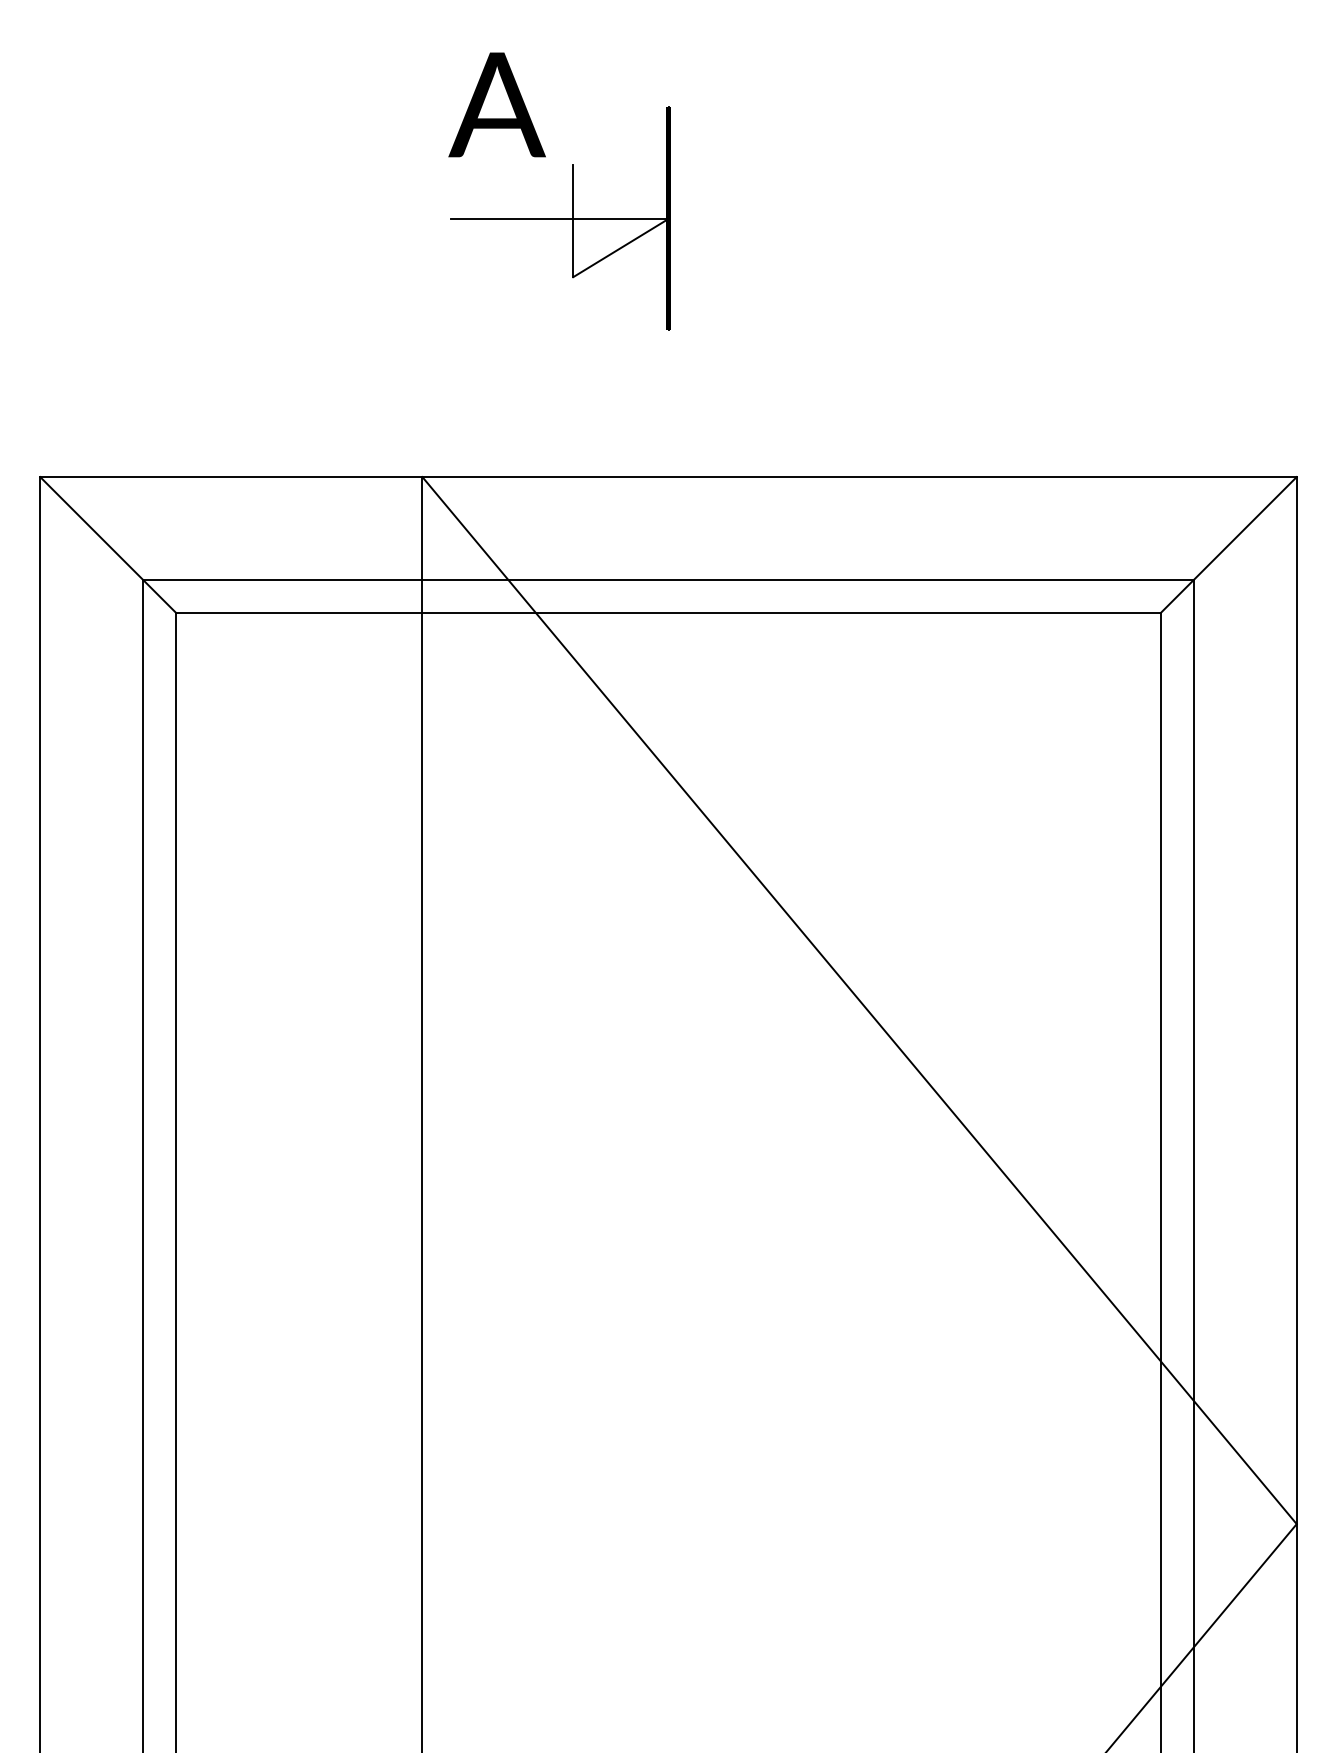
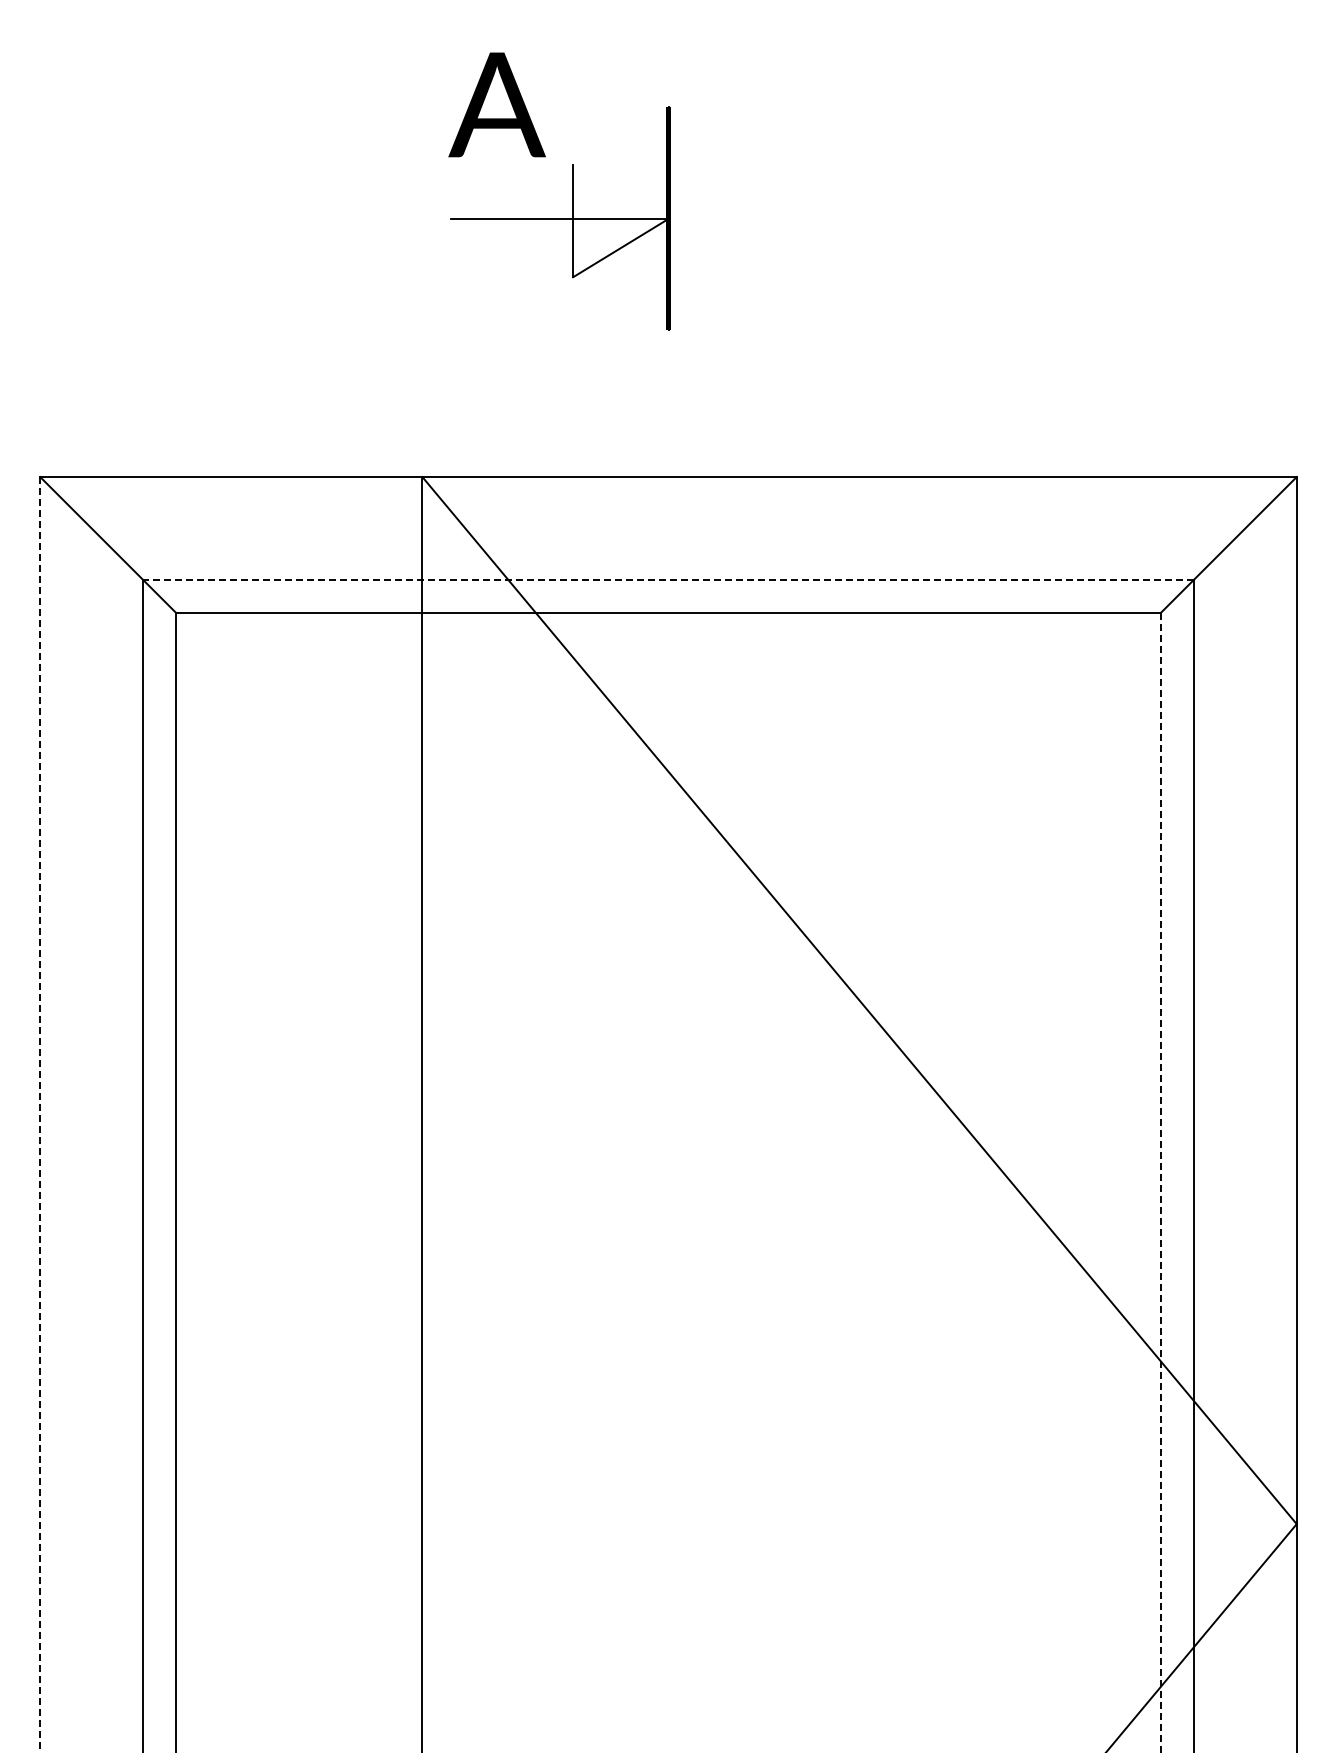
line: solid -> dashed (668, 579)
line: solid -> dashed (40, 1114)
line: solid -> dashed (1160, 1183)
